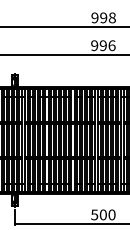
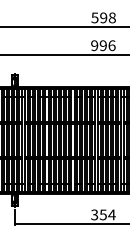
text: 998 -> 598 (94, 17)
text: 500 -> 354 (103, 214)
